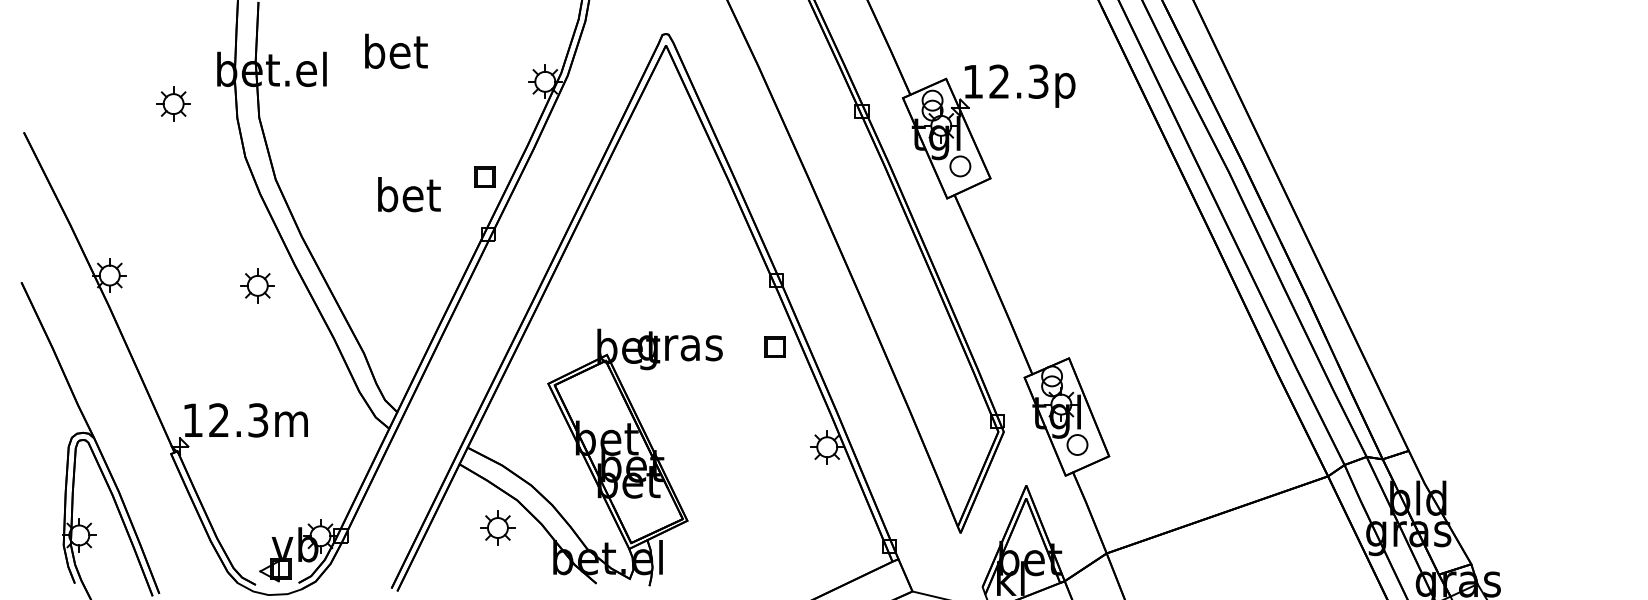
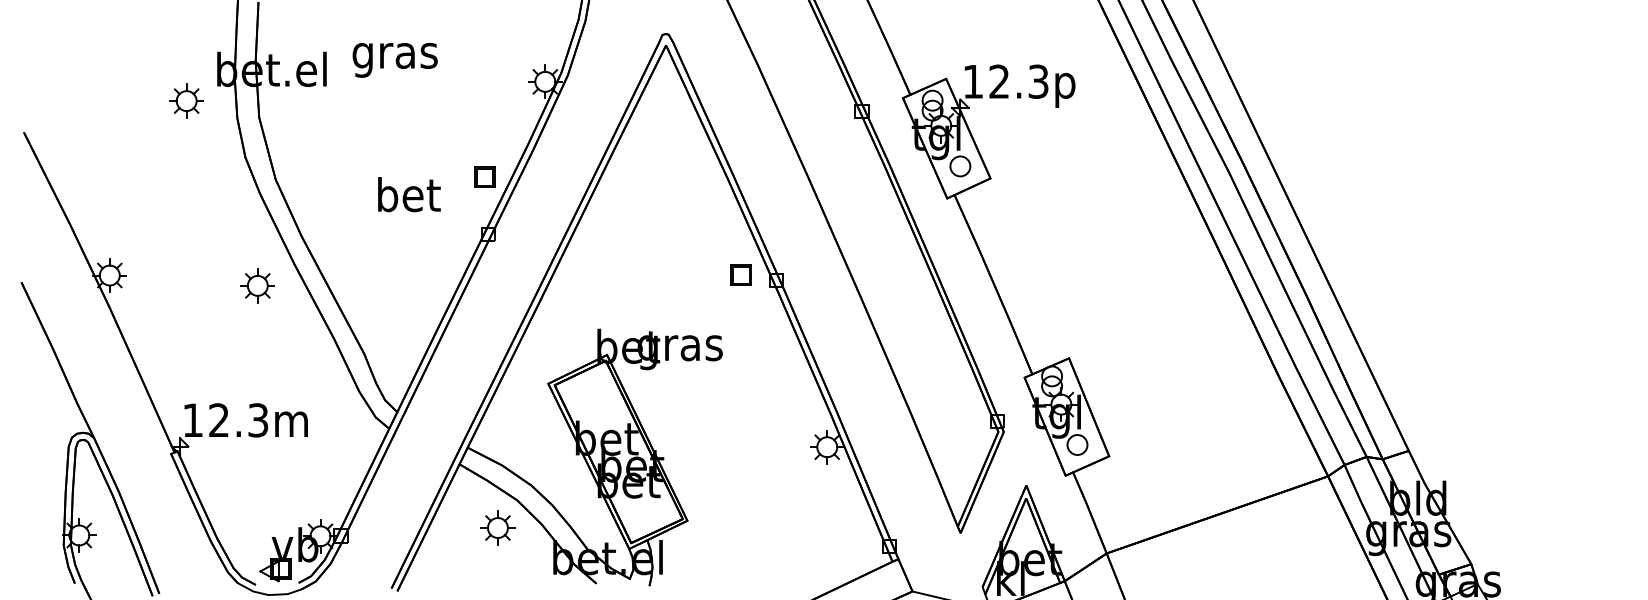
text: bet -> gras (394, 55)
part position: (173, 103) -> (186, 100) (186, 100)
part position: (774, 346) -> (740, 274) (740, 274)
